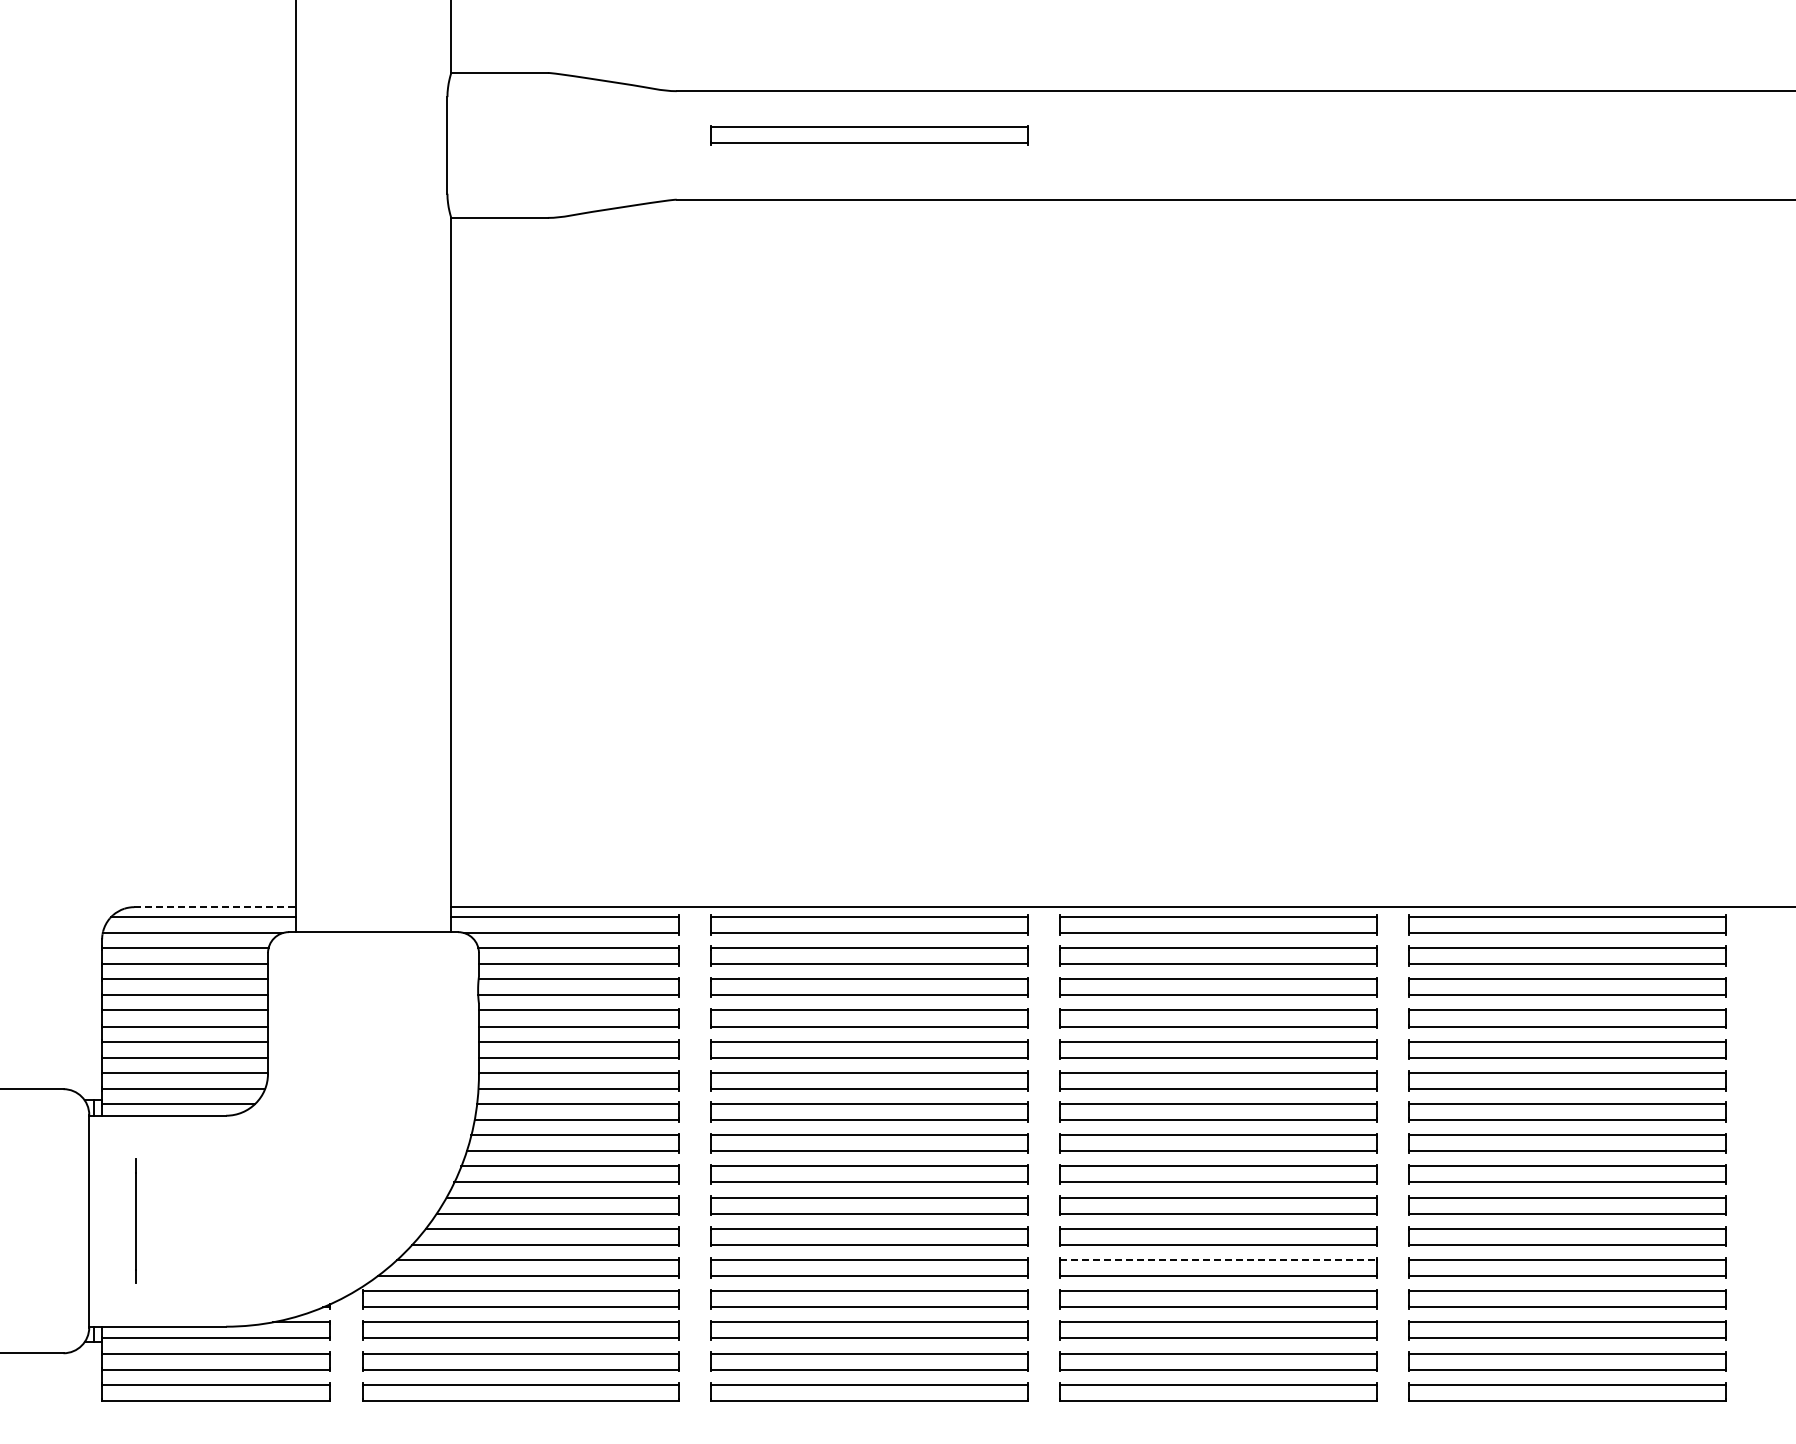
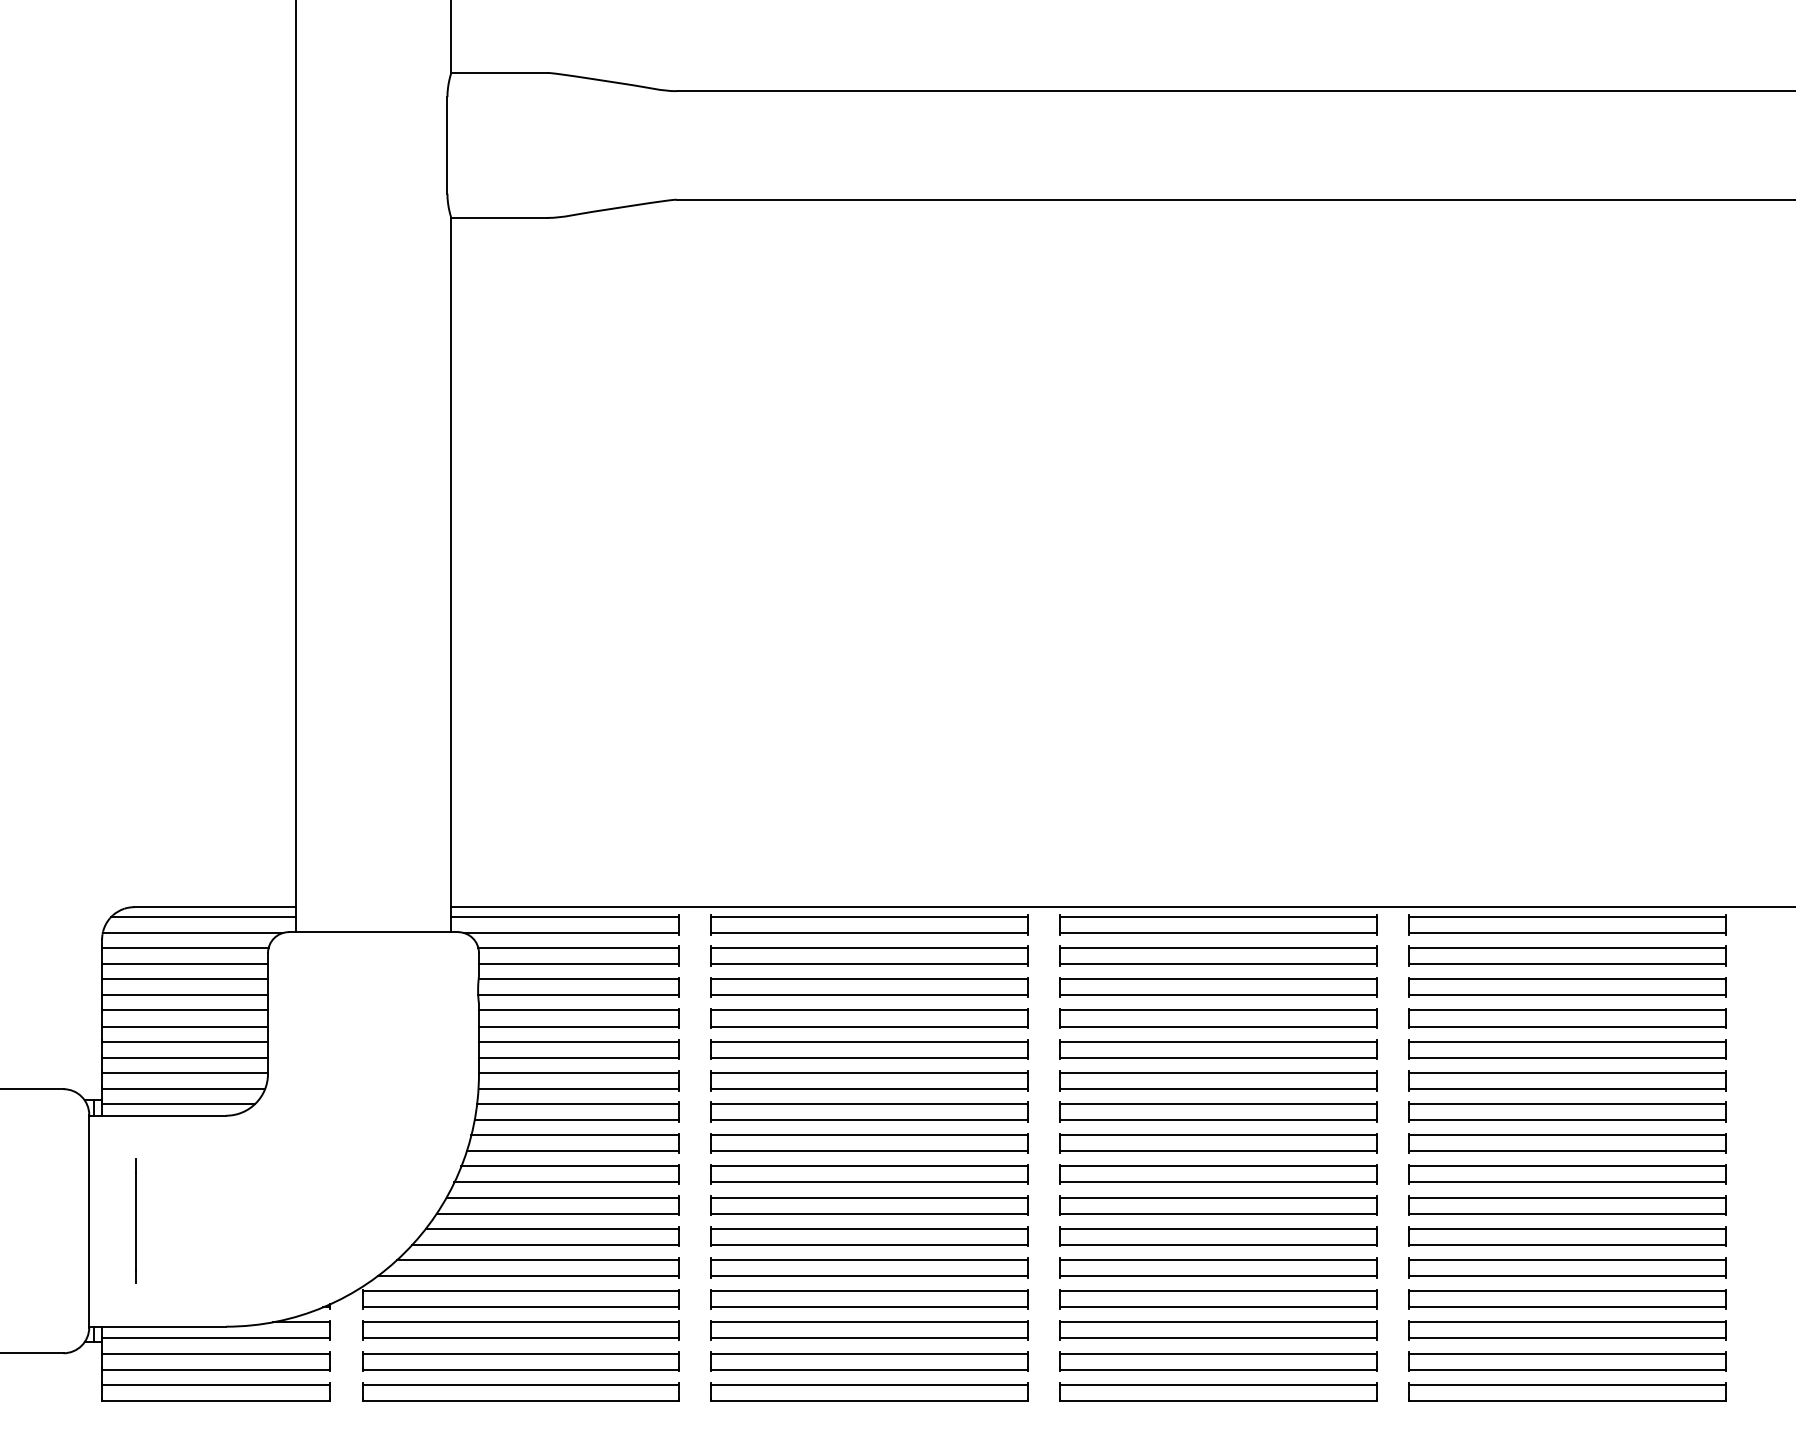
part: present -> none (869, 135)
line: dashed -> solid (215, 907)
line: dashed -> solid (1219, 1259)
